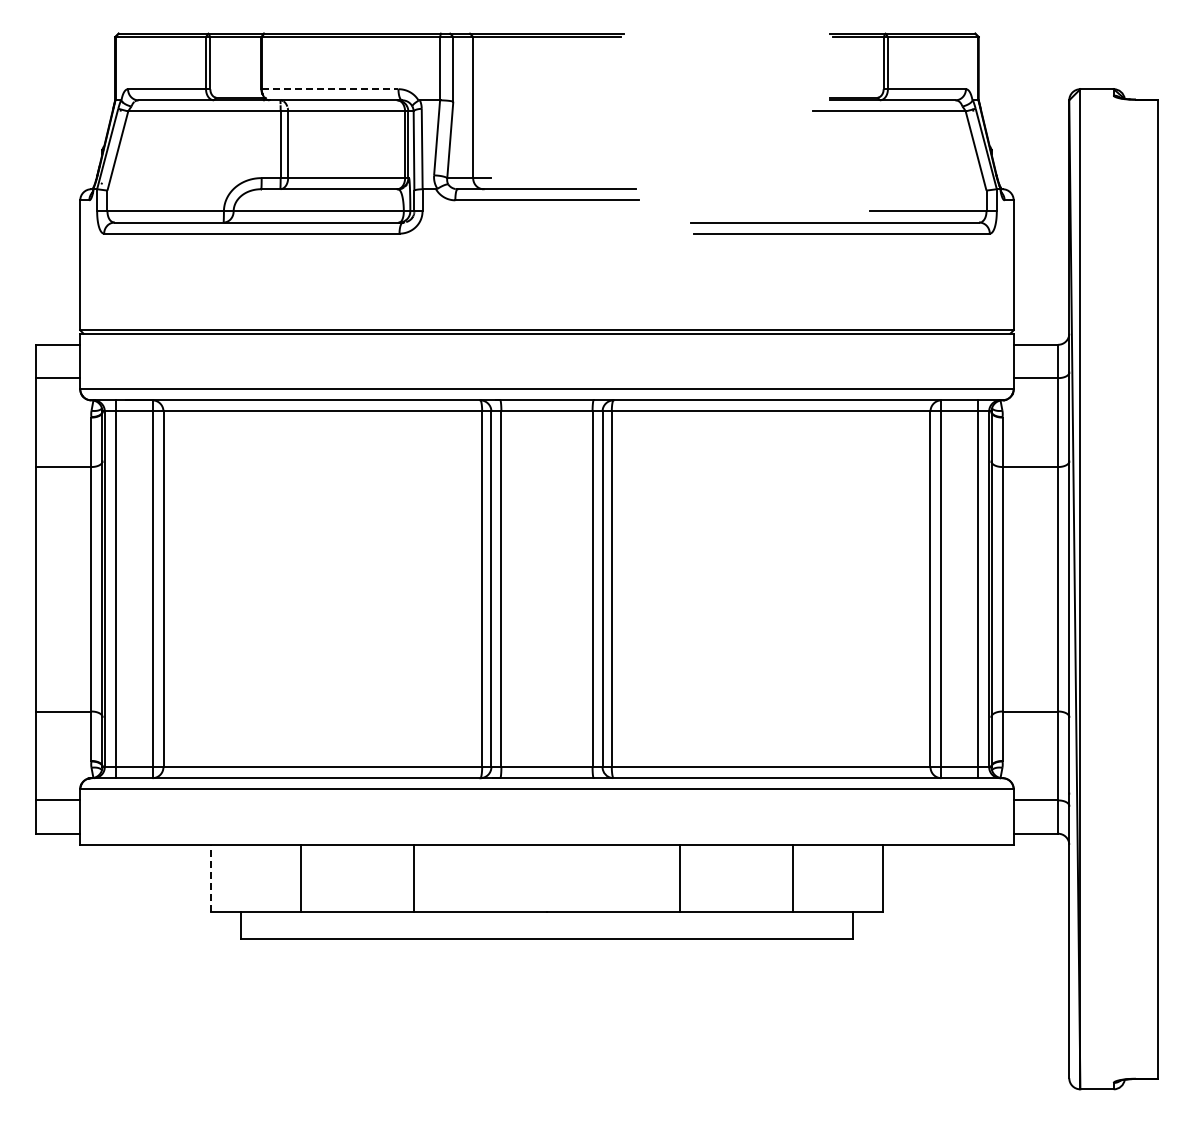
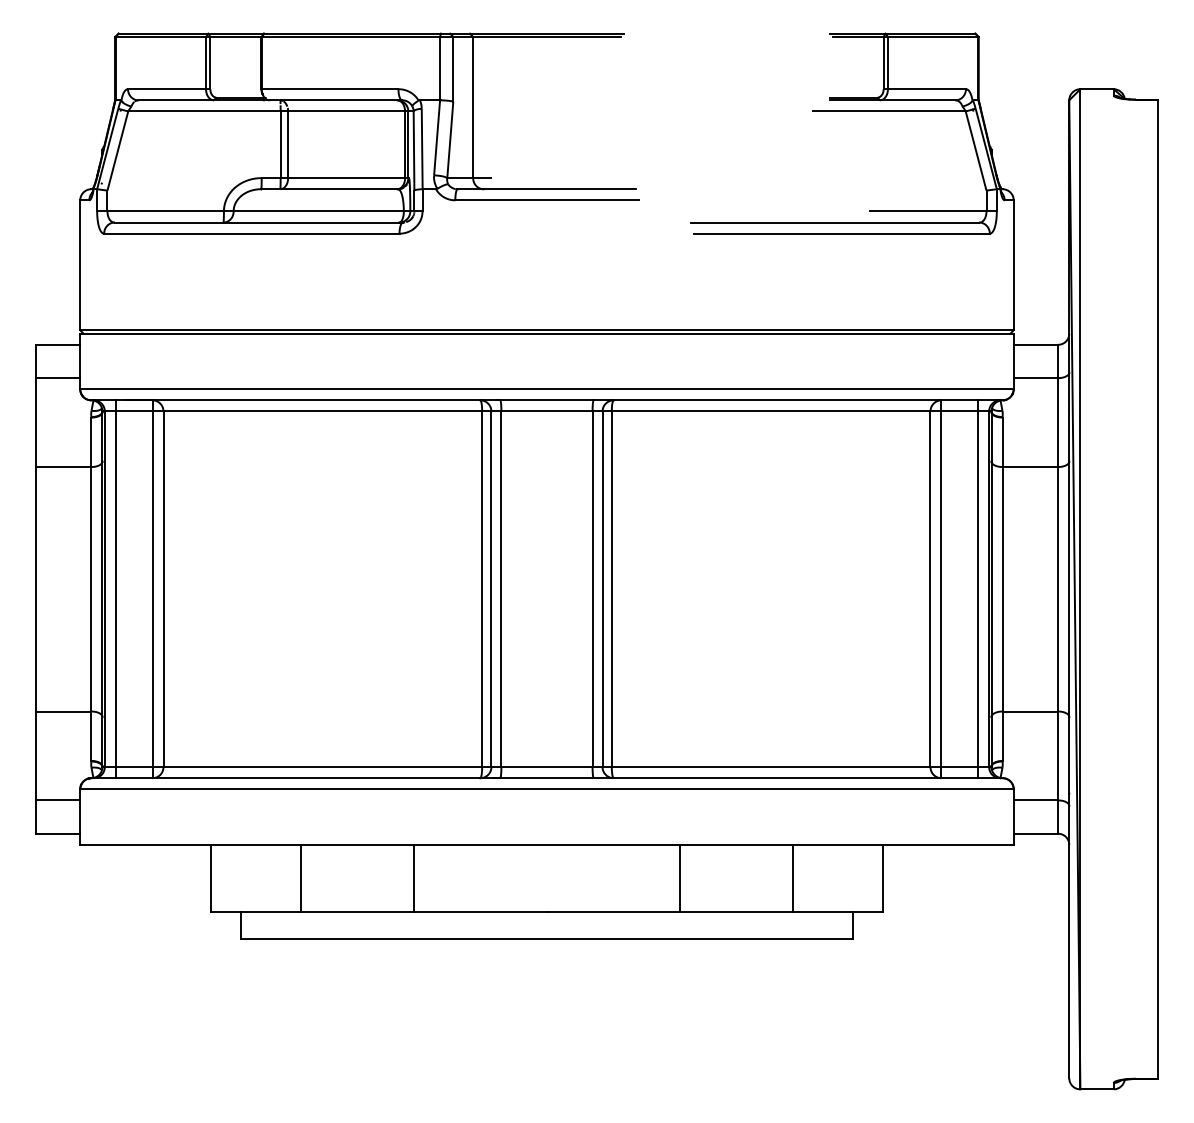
line: dashed -> solid (330, 89)
line: dashed -> solid (210, 877)
